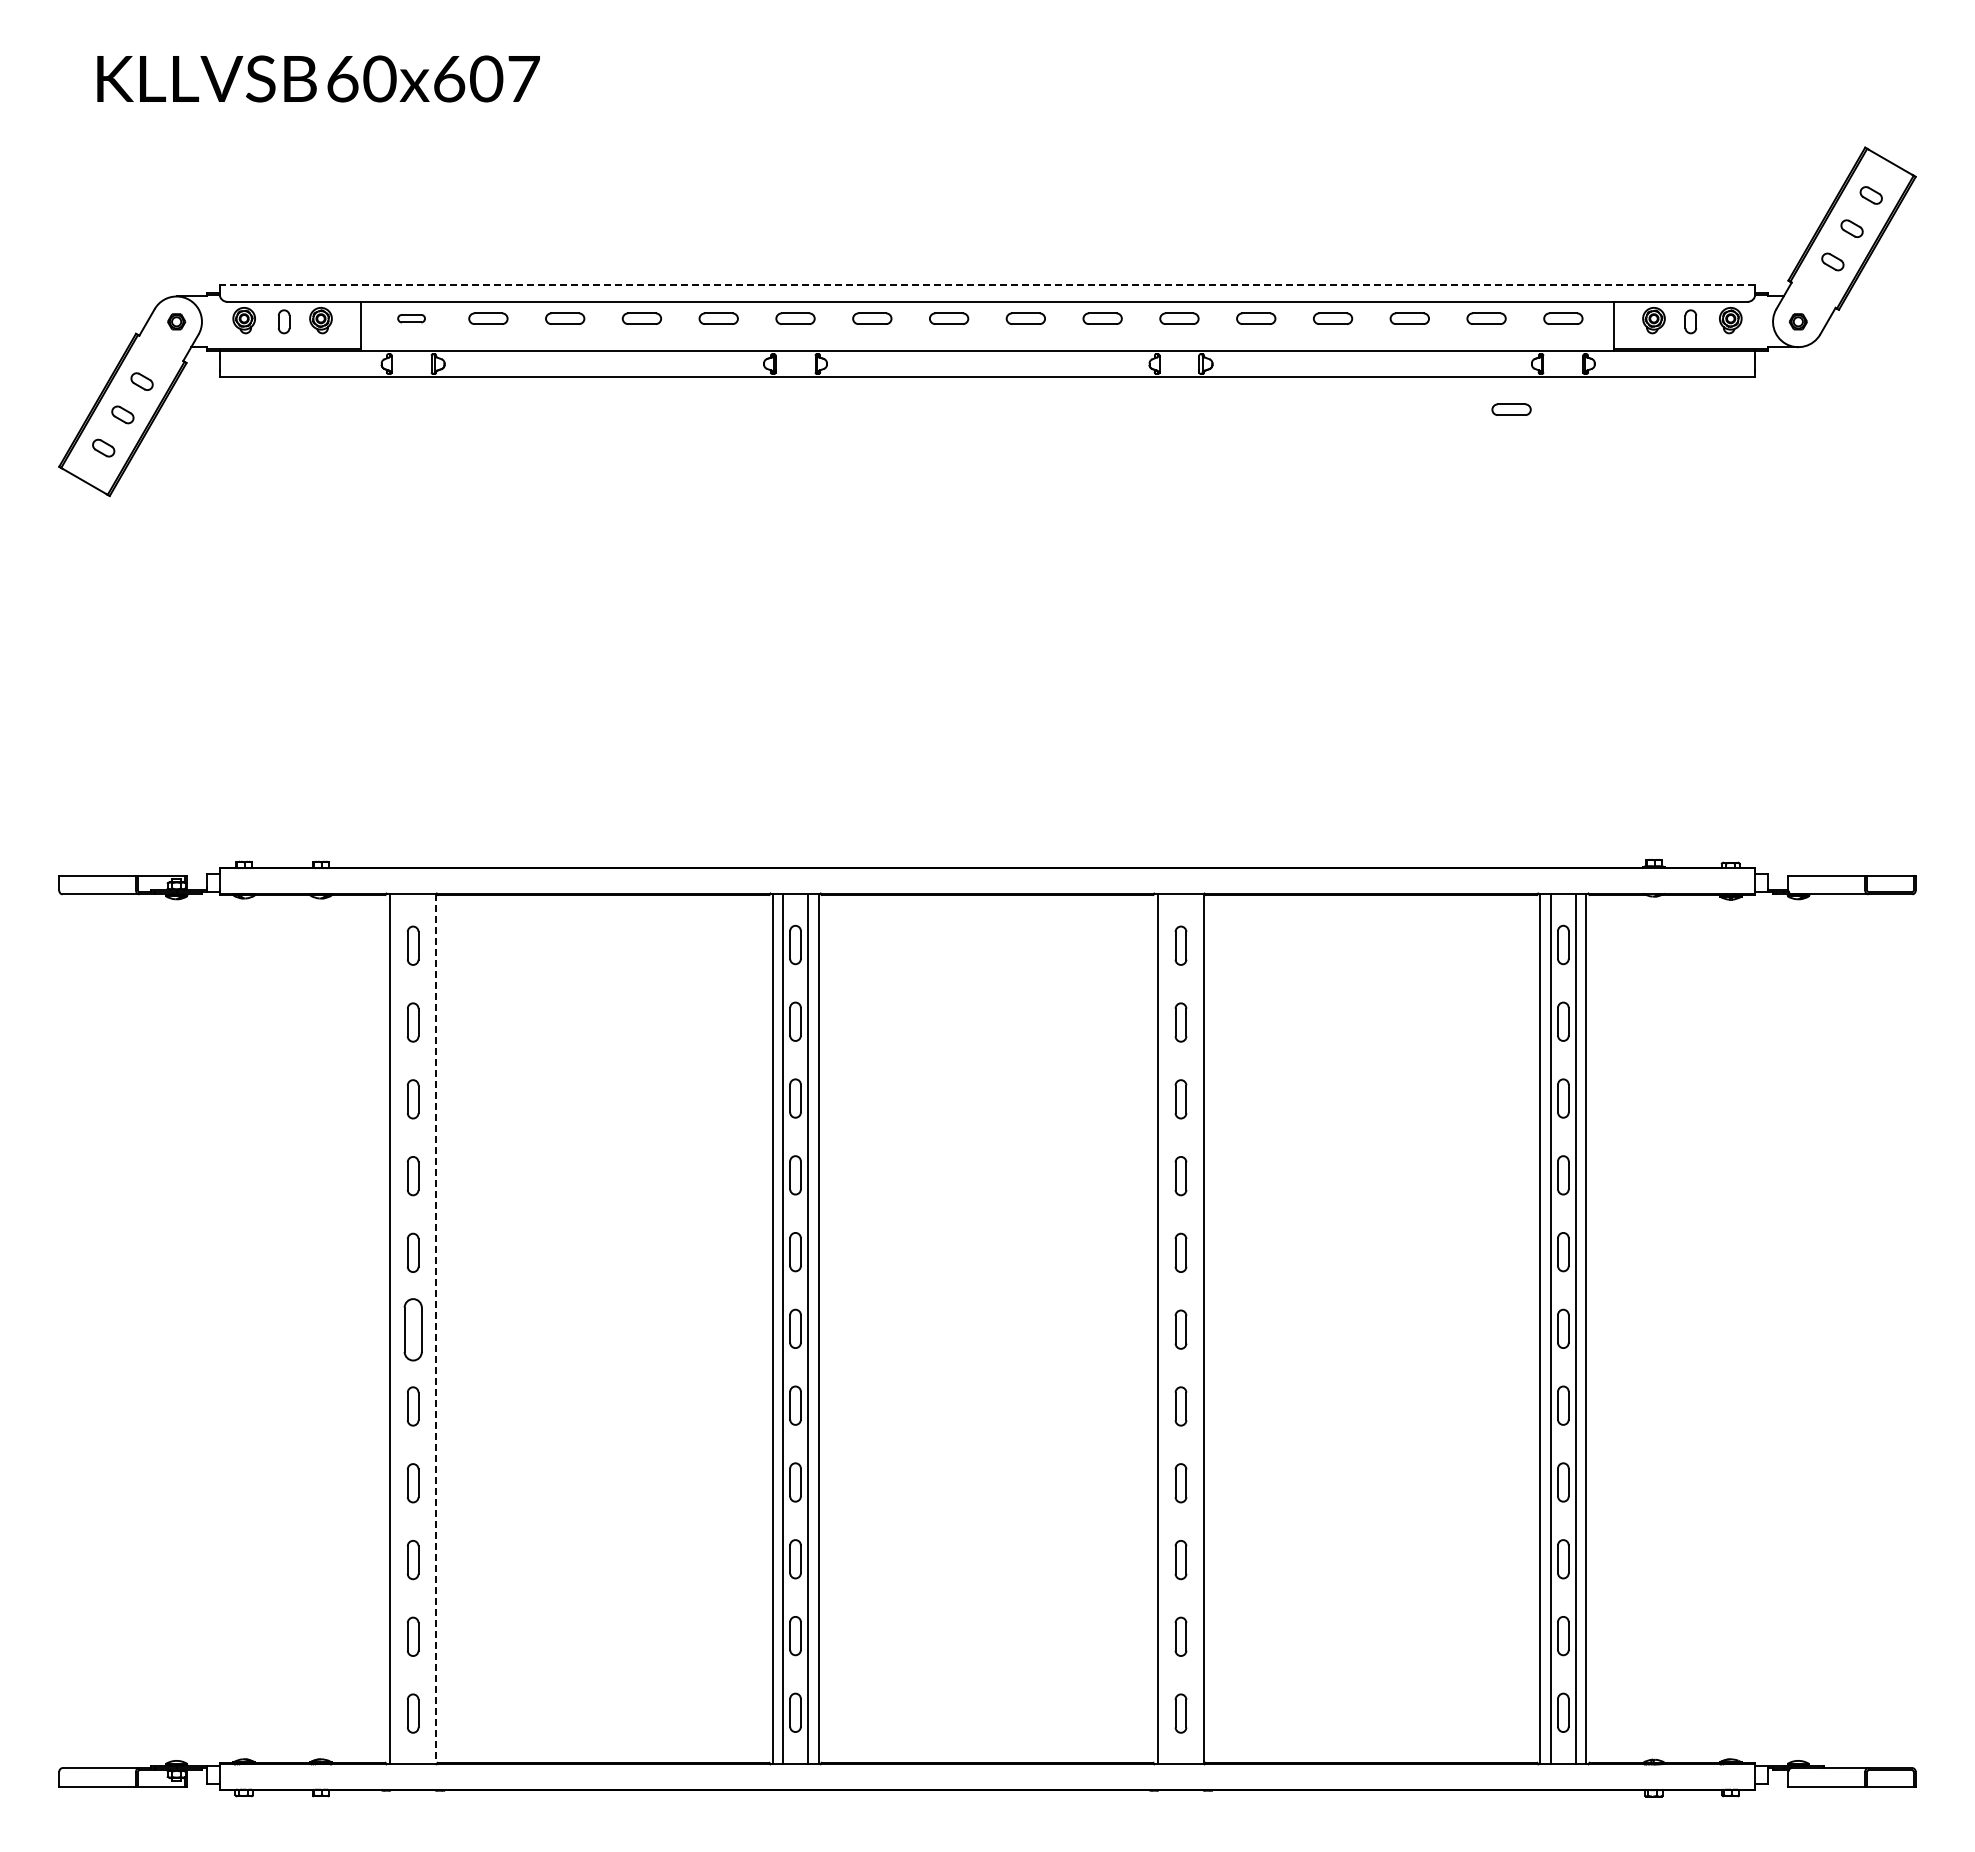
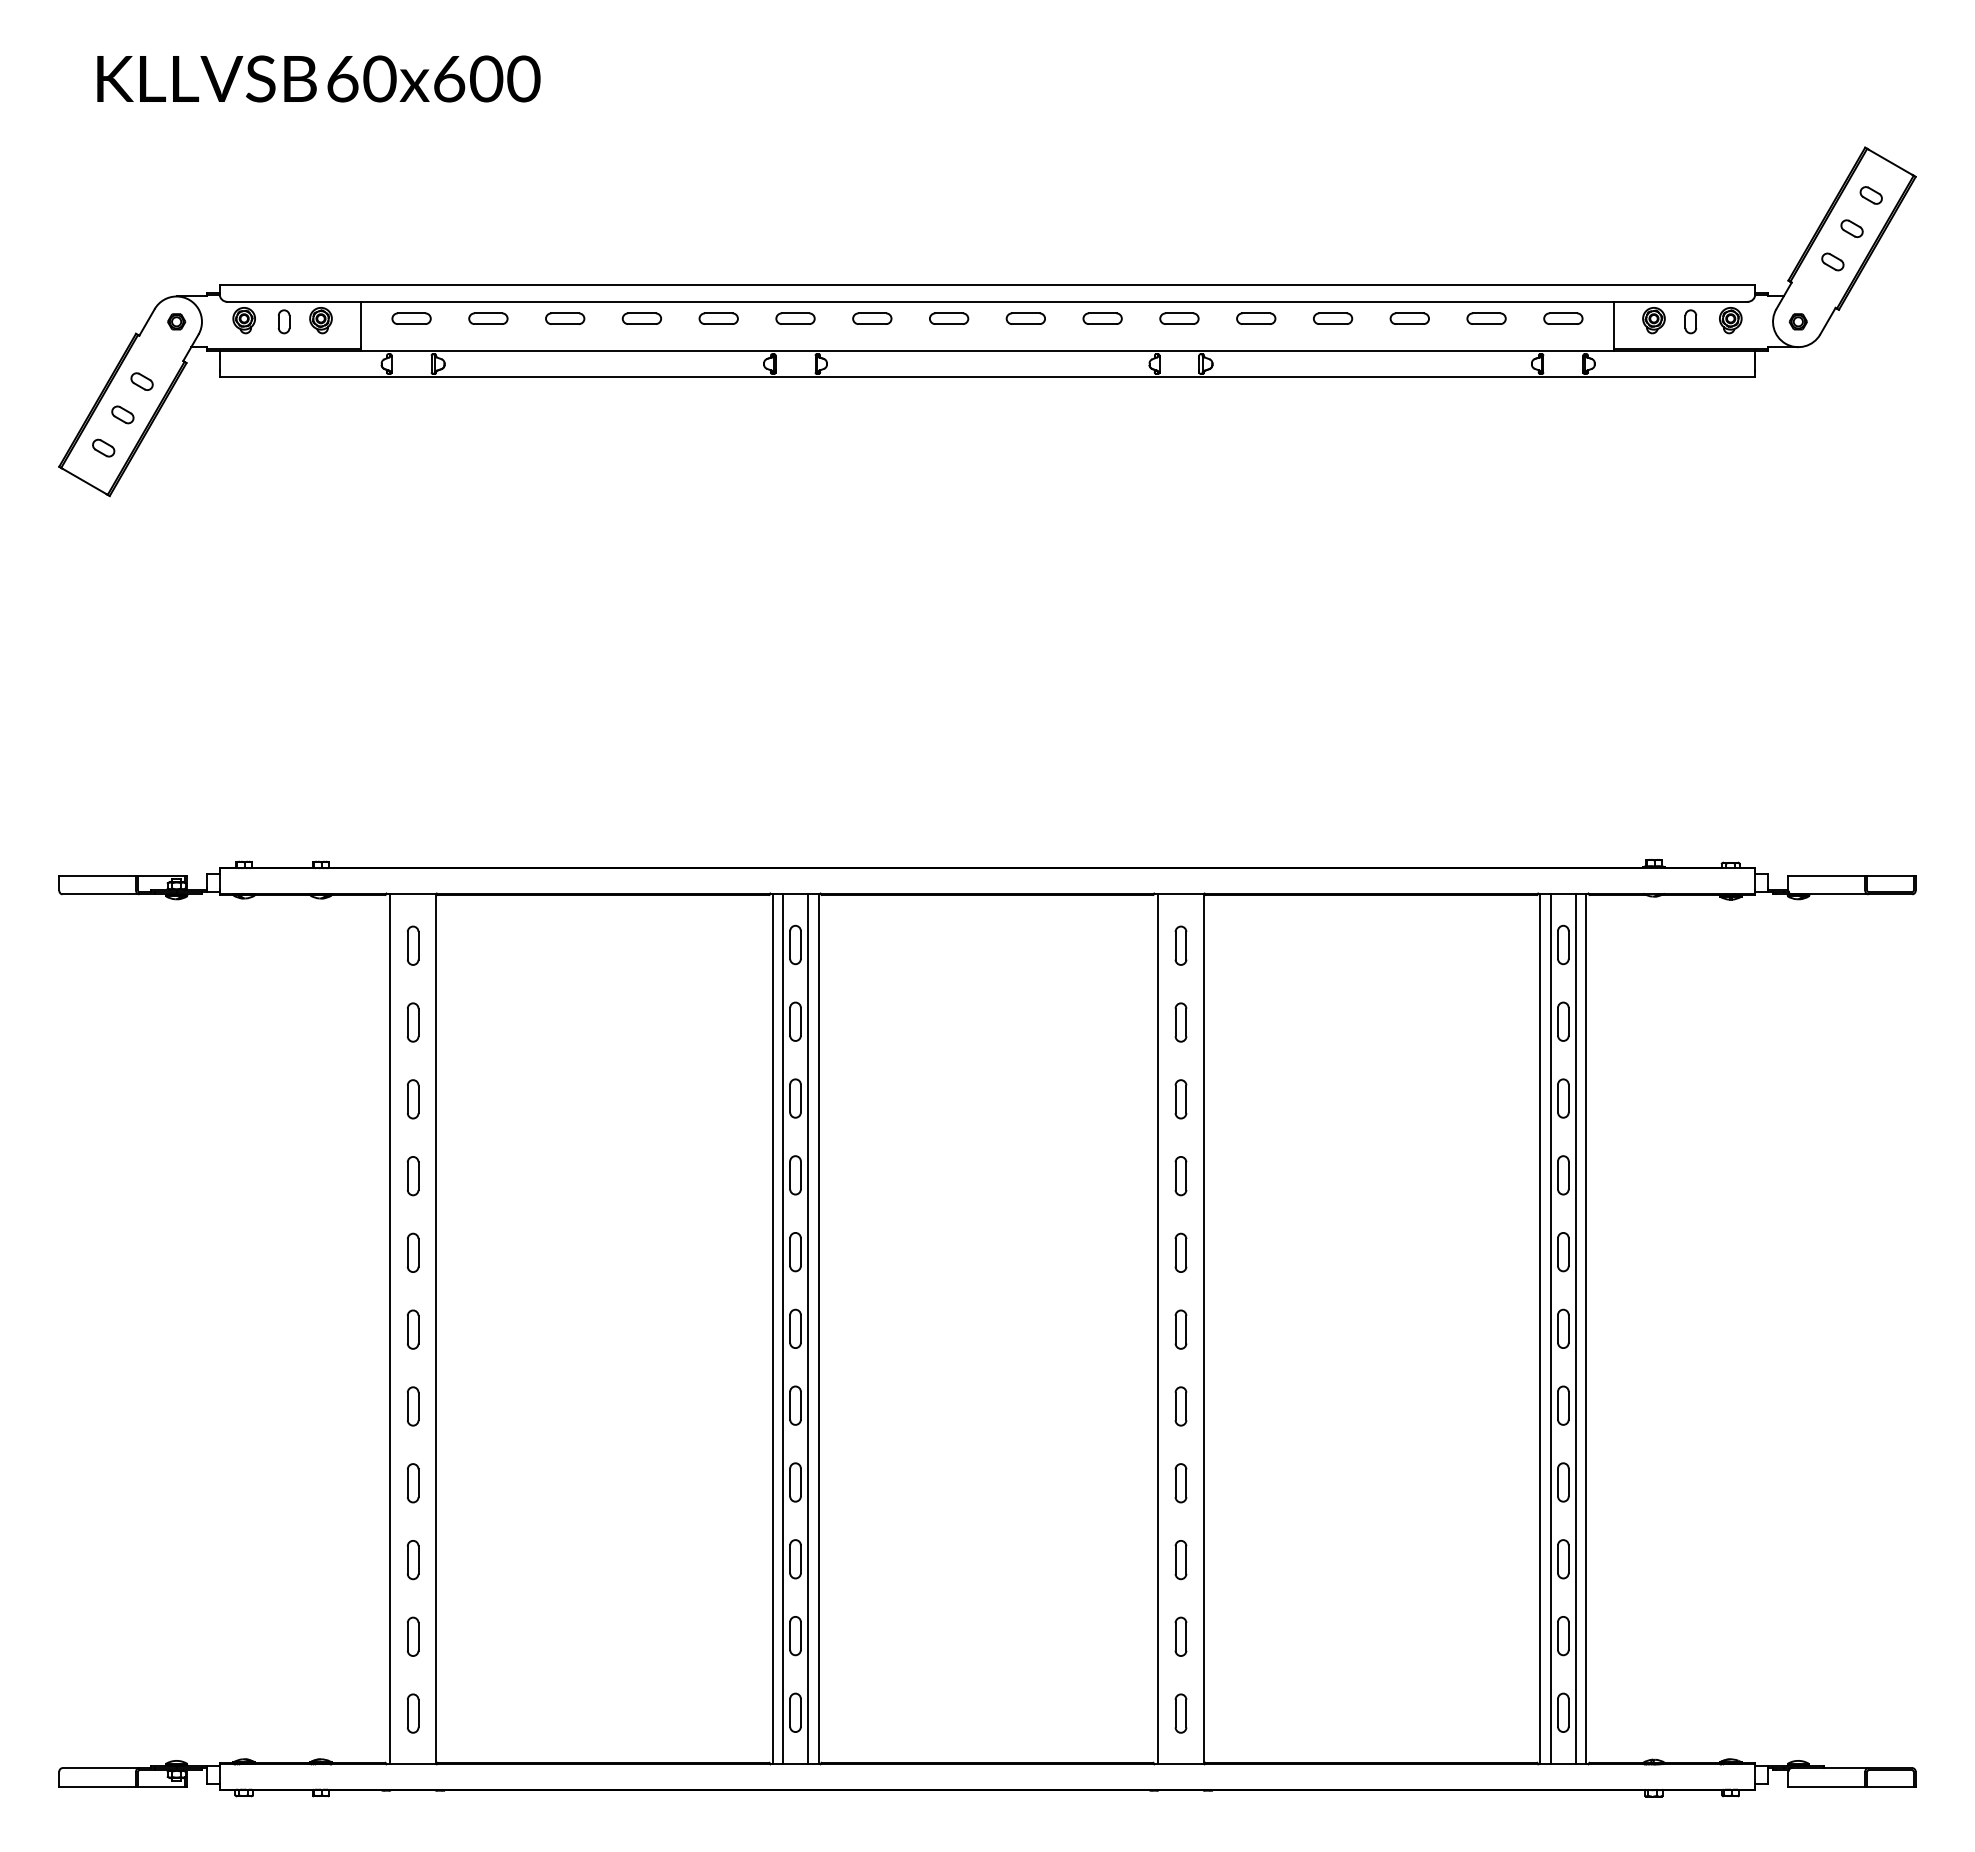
text: 60x607 -> 60x600 (523, 78)
line: dashed -> solid (987, 284)
part size: 29x10 px -> 41x13 px (411, 318)
part: present -> none (1511, 409)
part size: 20x64 px -> 14x41 px (412, 1329)
line: dashed -> solid (436, 1329)
